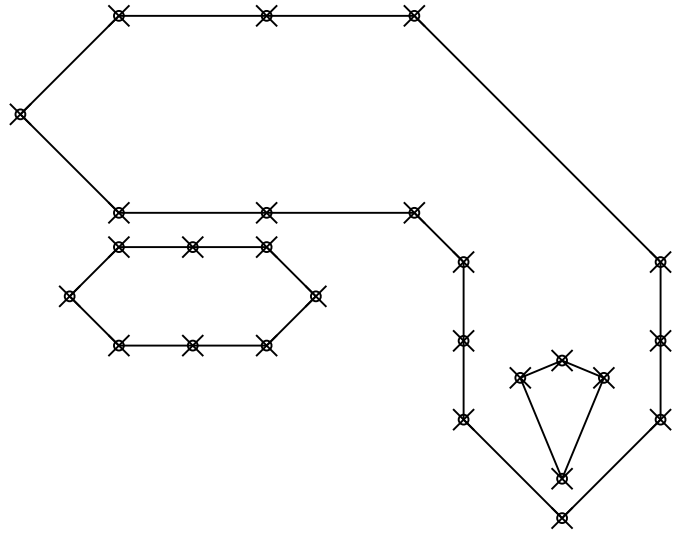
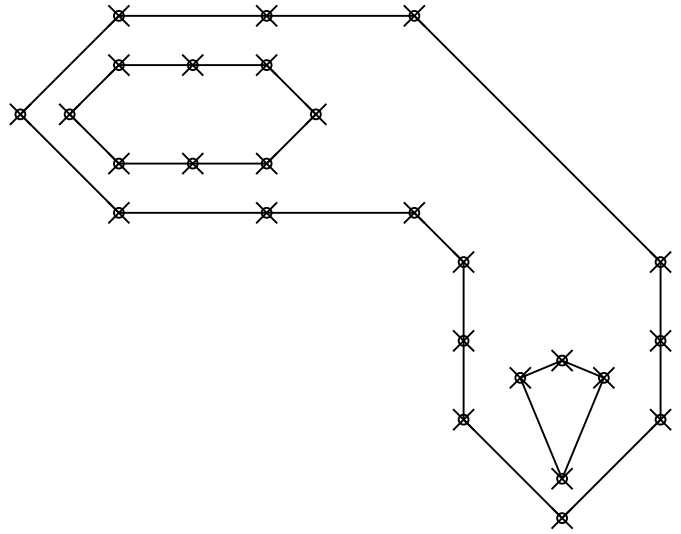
part position: (192, 296) -> (192, 114) (192, 114)
